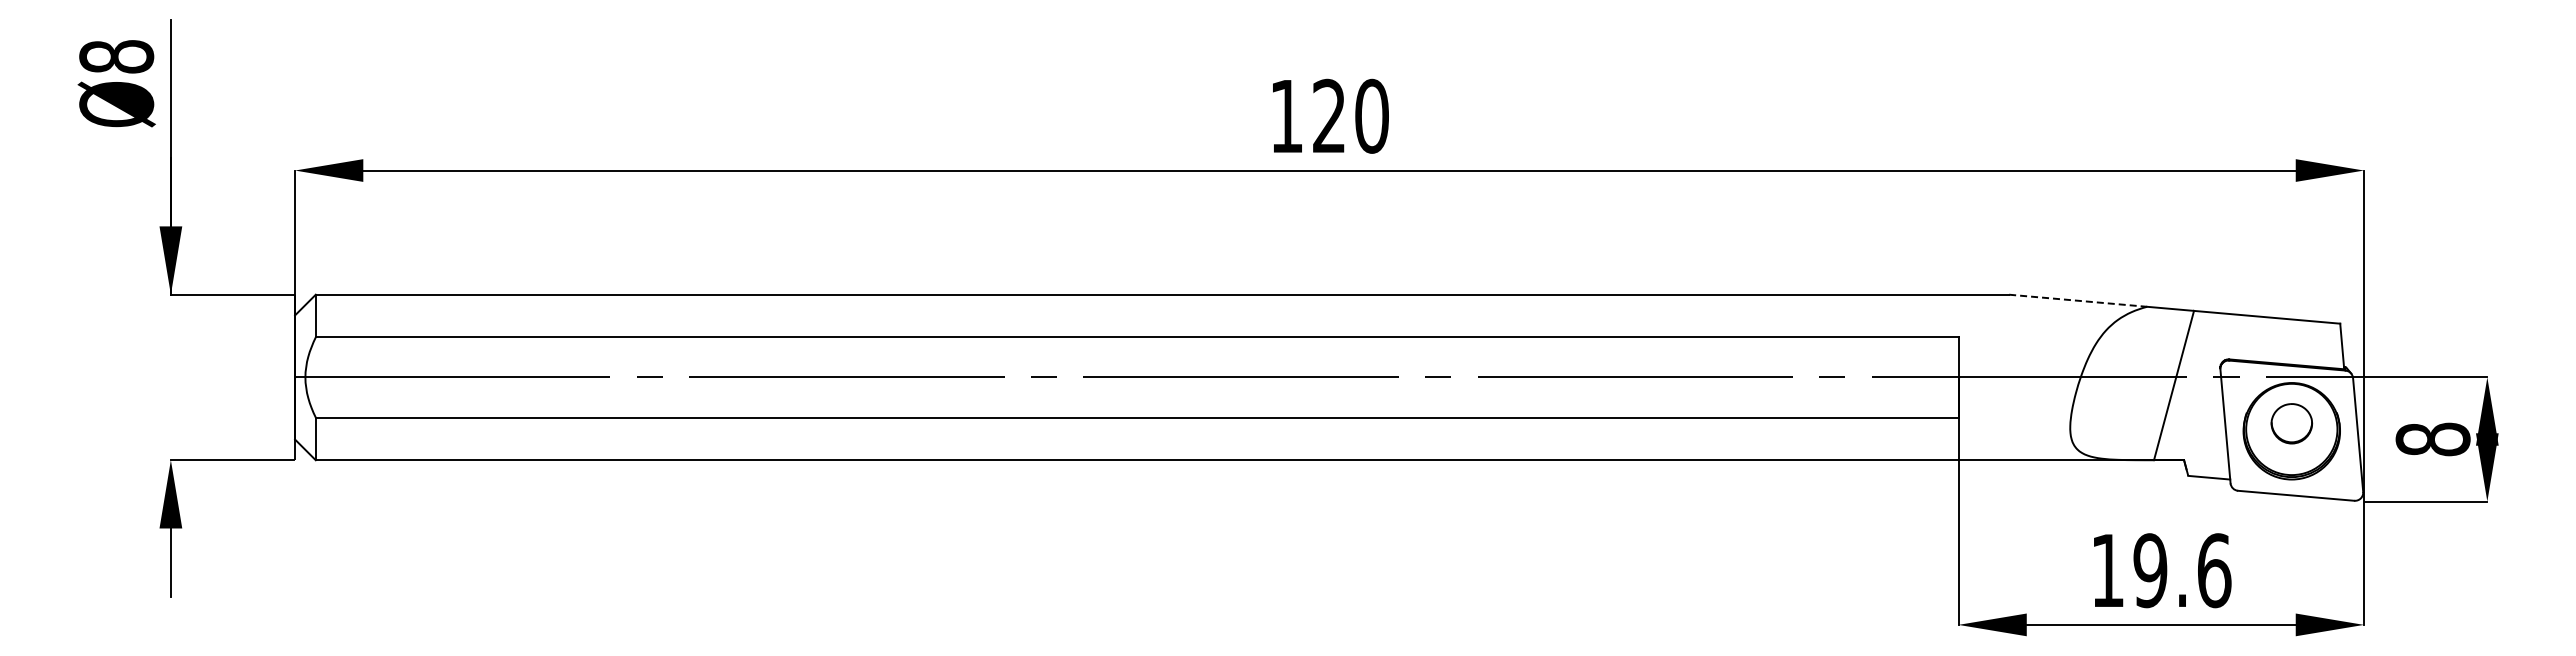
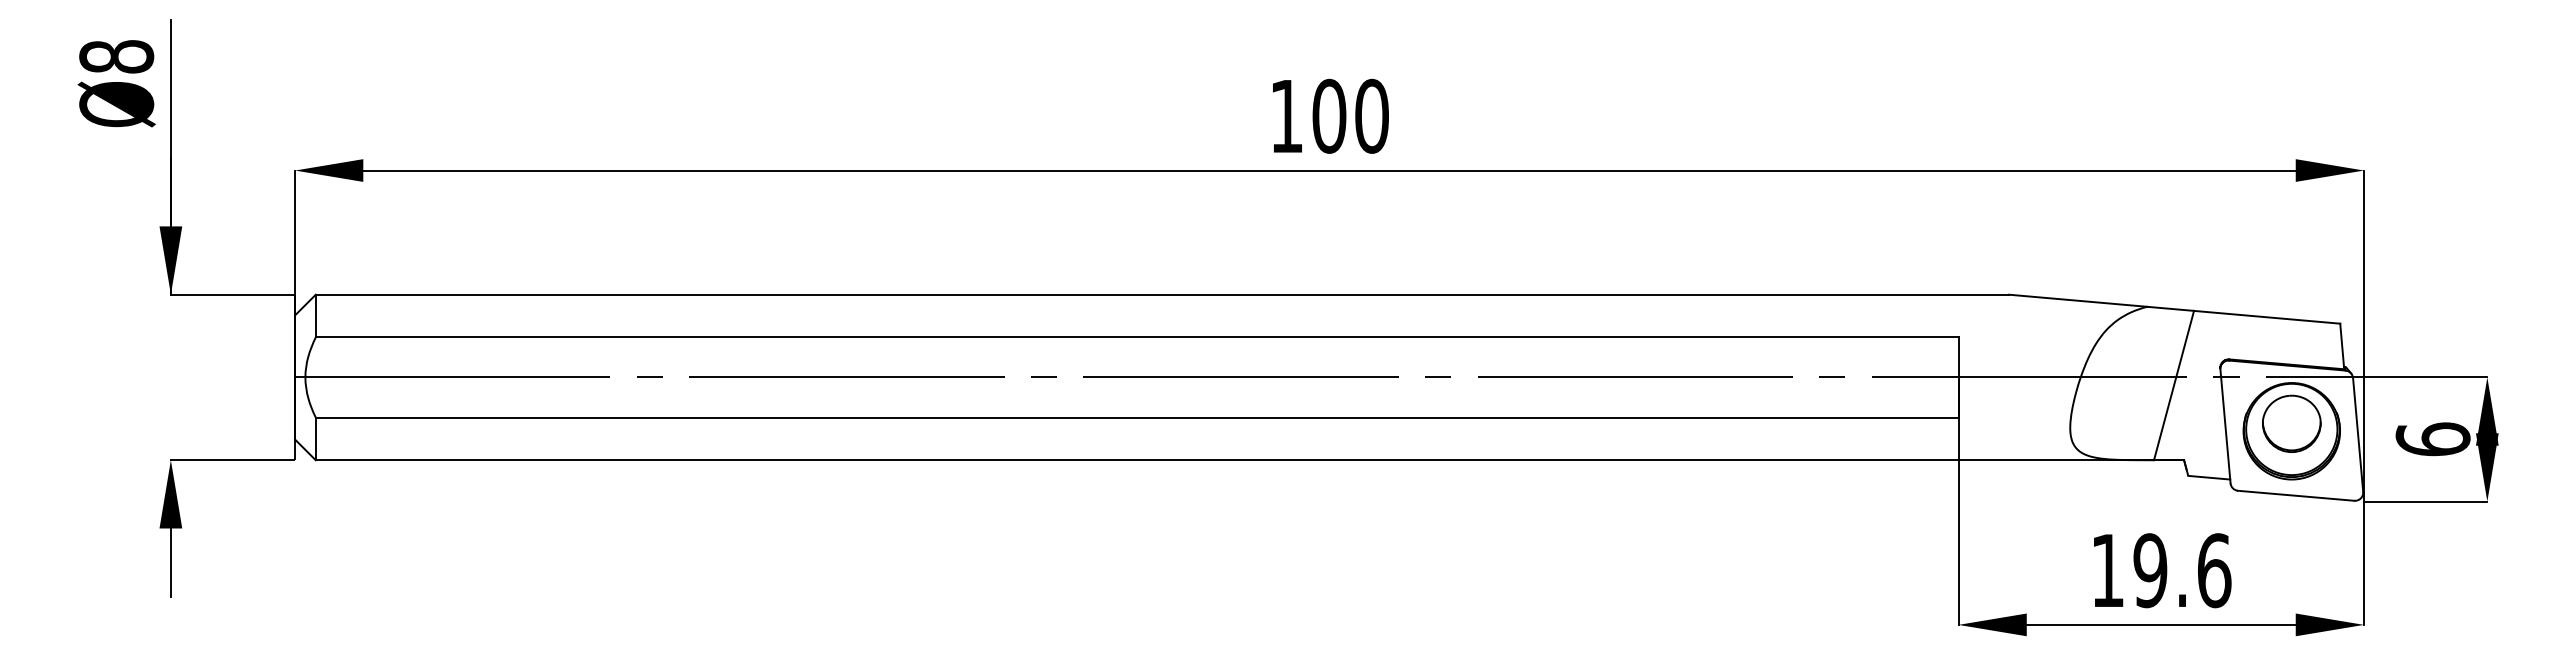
text: 120 -> 100 (1329, 115)
line: dashed -> solid (2078, 300)
part size: 44x42 px -> 60x59 px (2291, 423)
text: 8 -> 6 (2432, 439)
